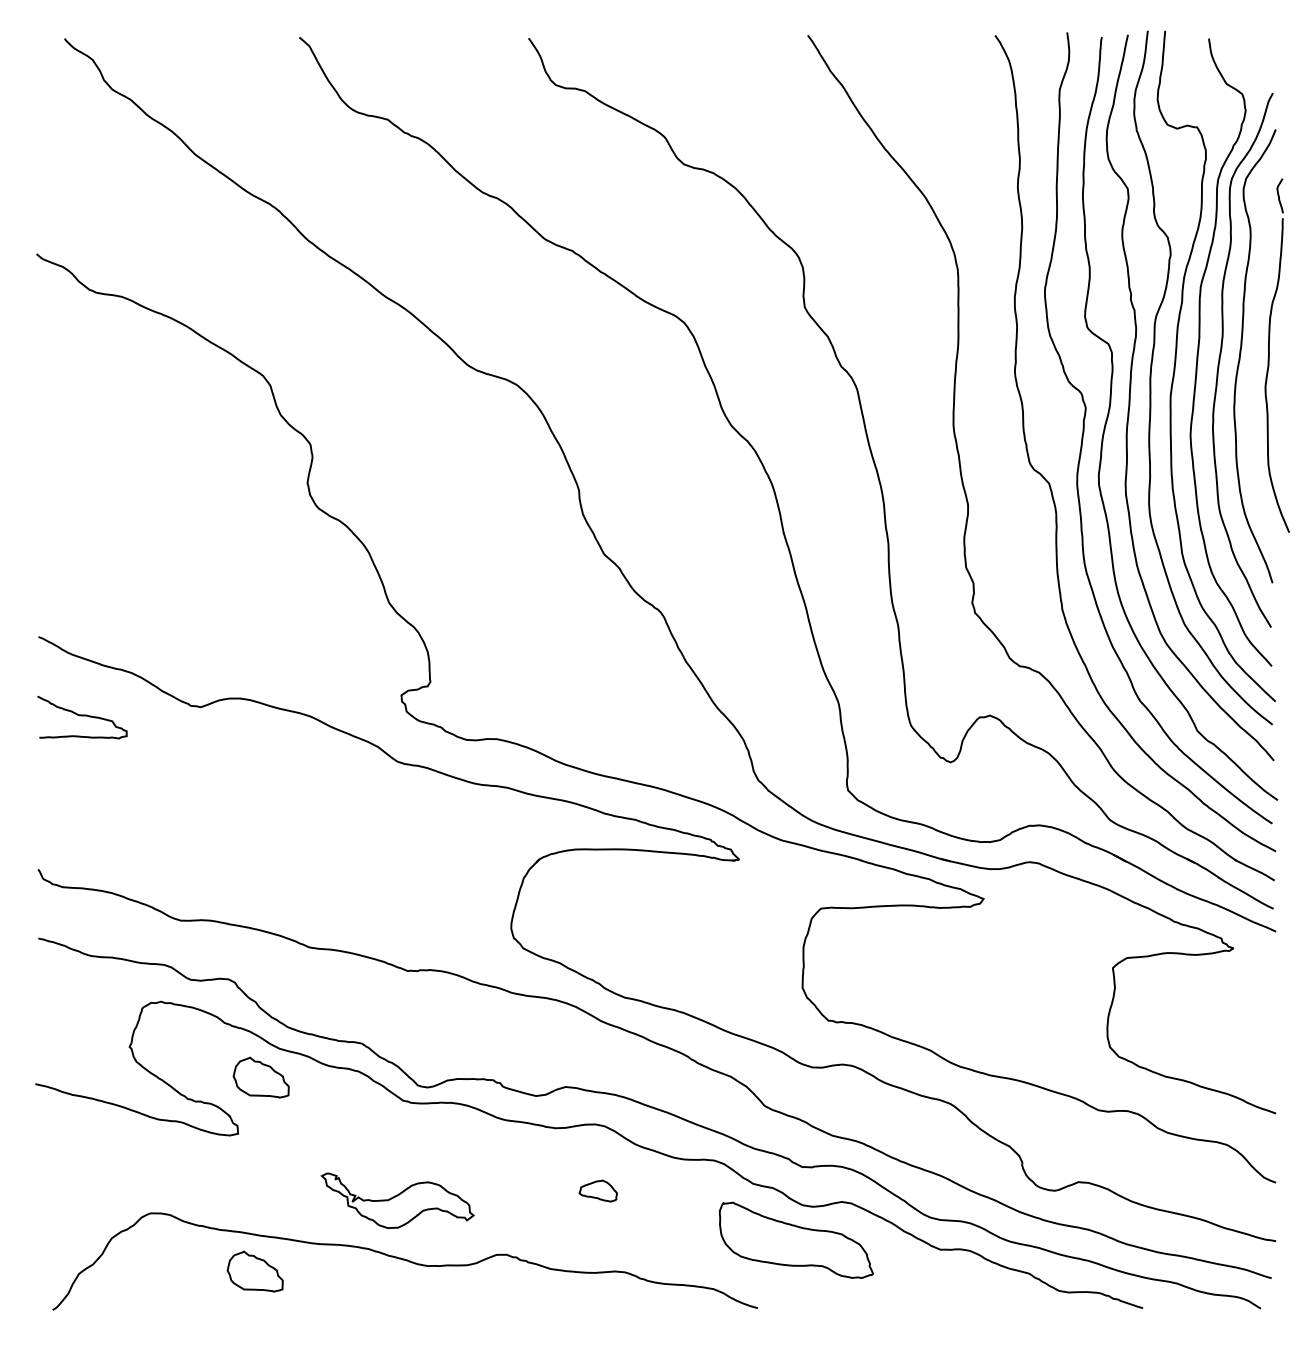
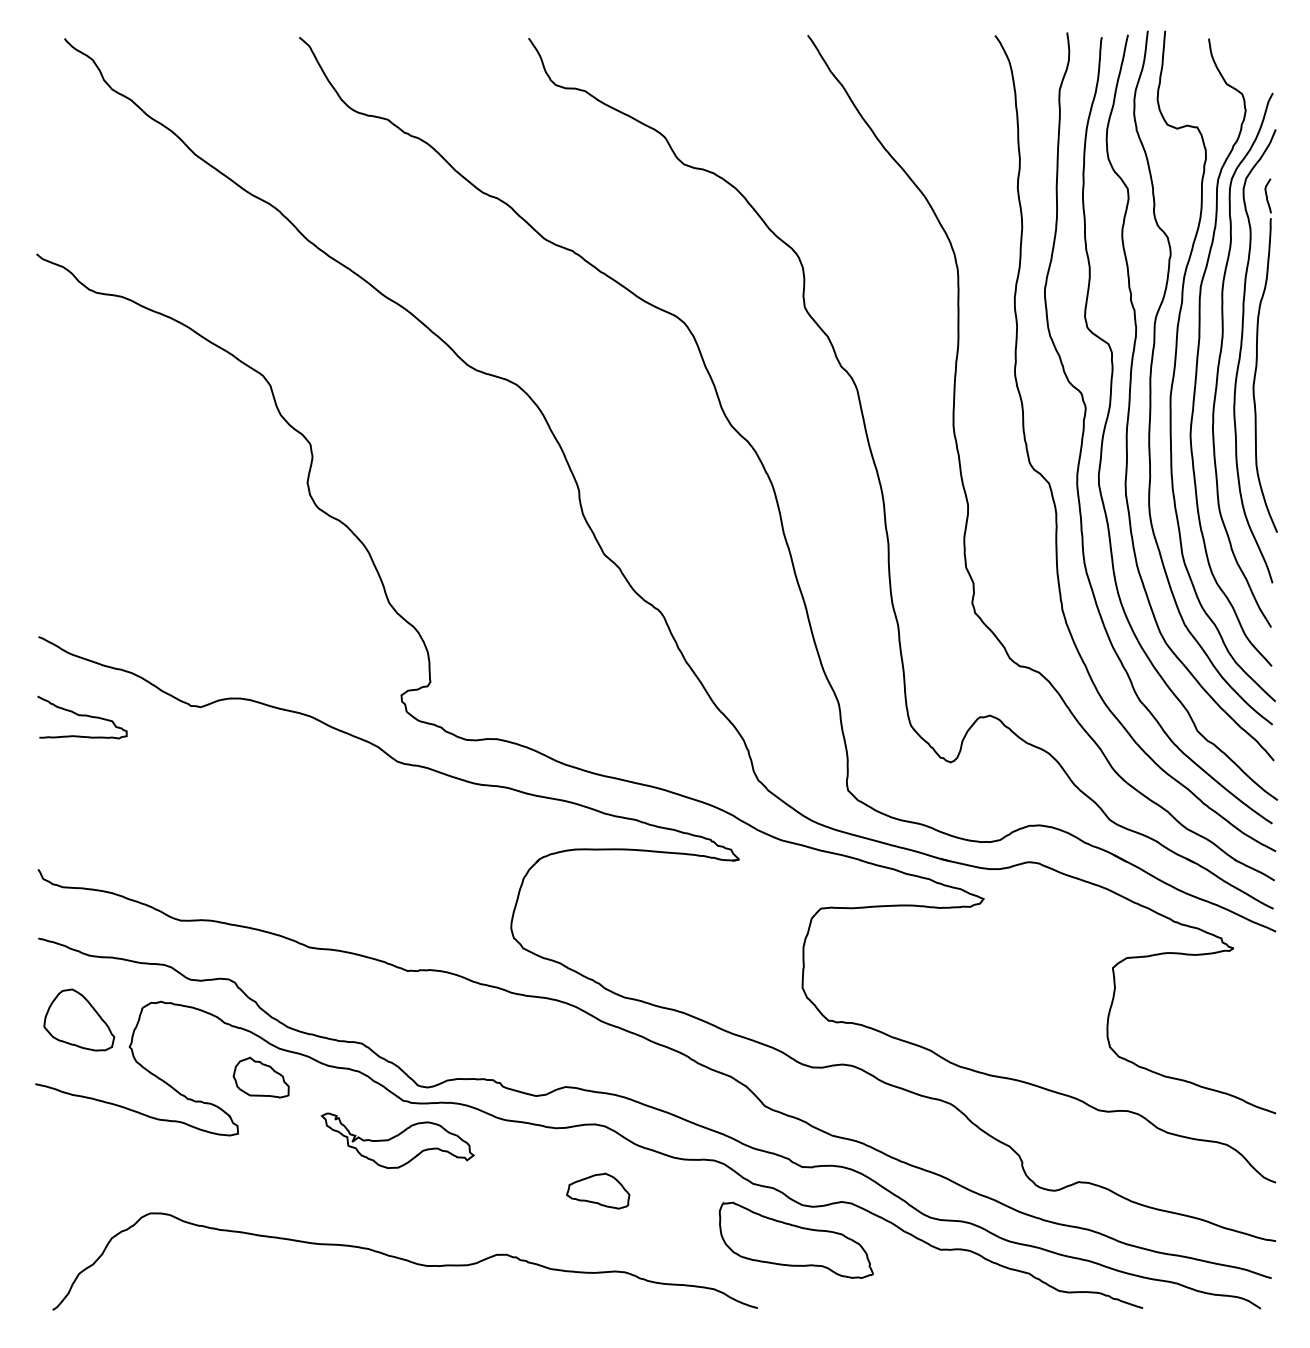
part position: (1269, 355) -> (1257, 355) (1257, 355)
part: none -> present (79, 1019)
part size: 40x24 px -> 65x38 px (598, 1190)
part position: (397, 1200) -> (397, 1140) (397, 1140)
part: present -> none (254, 1271)
